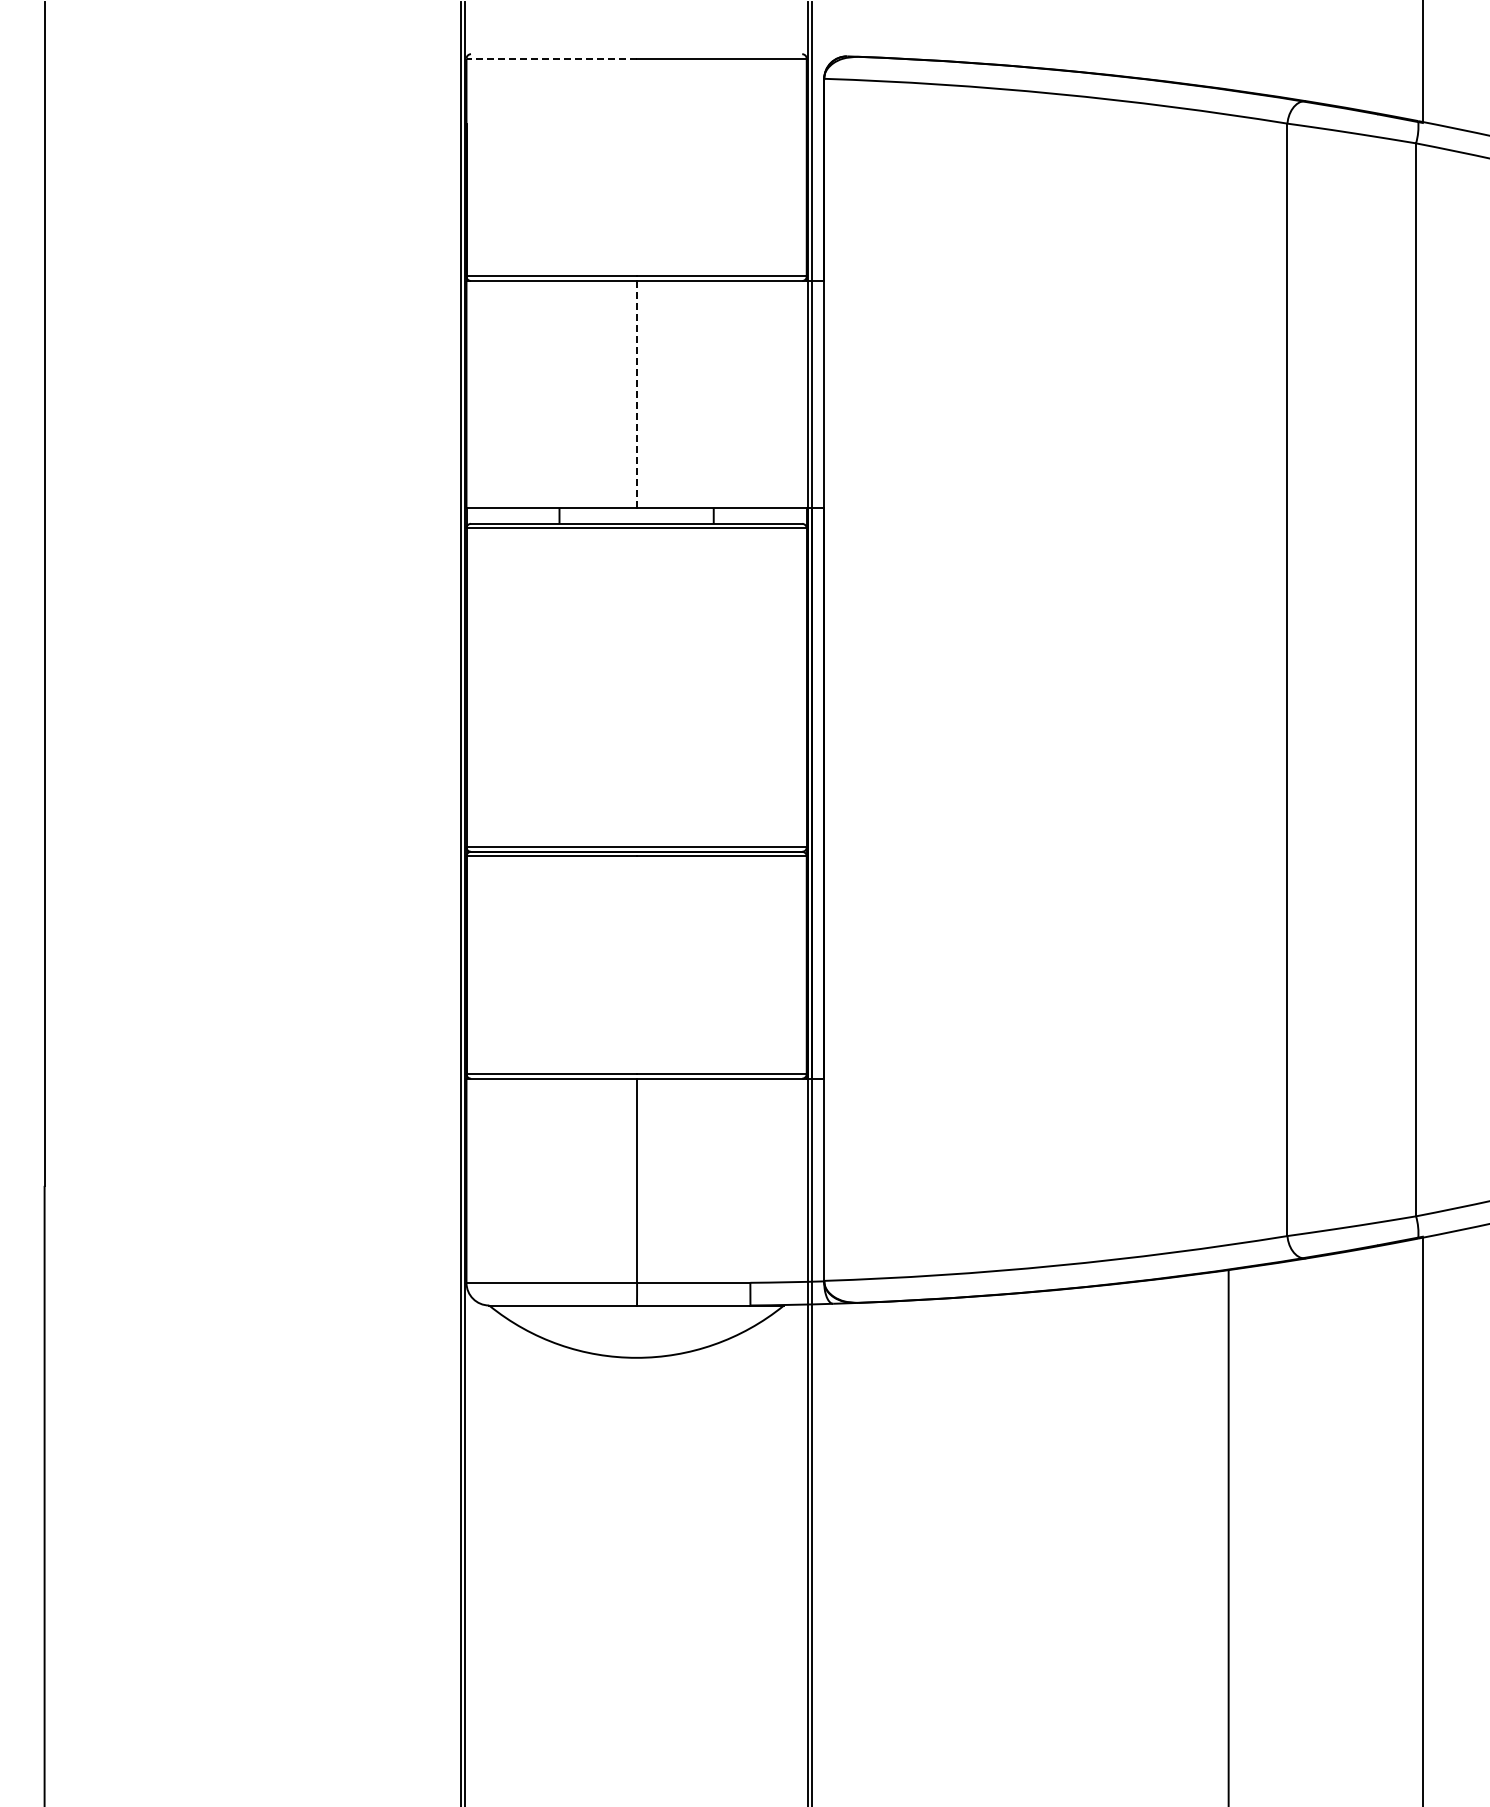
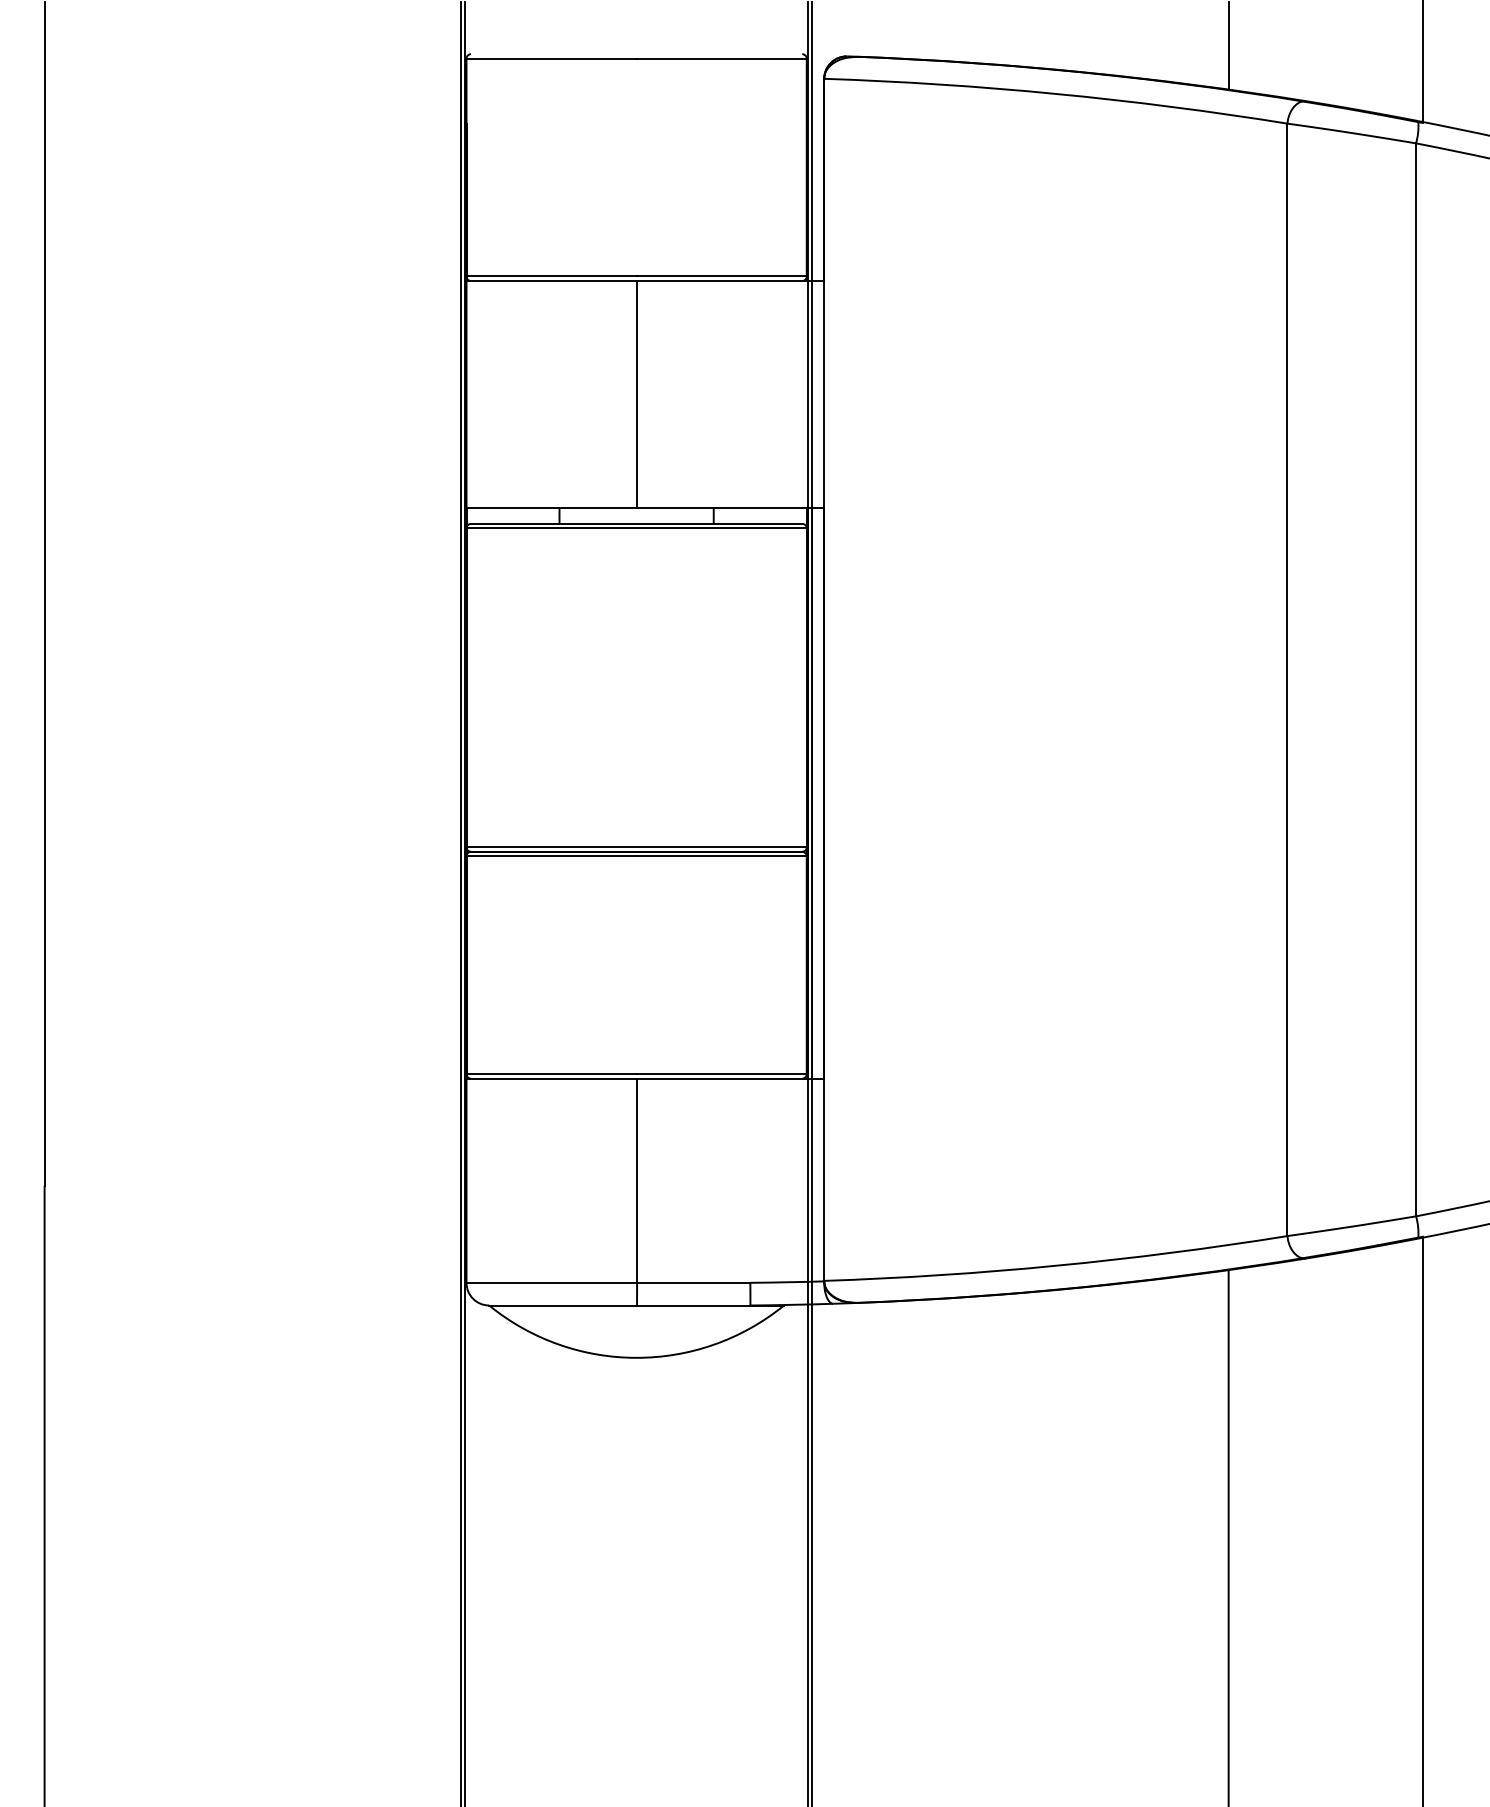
line: none -> present (1228, 46)
line: dashed -> solid (551, 58)
line: dashed -> solid (637, 394)
